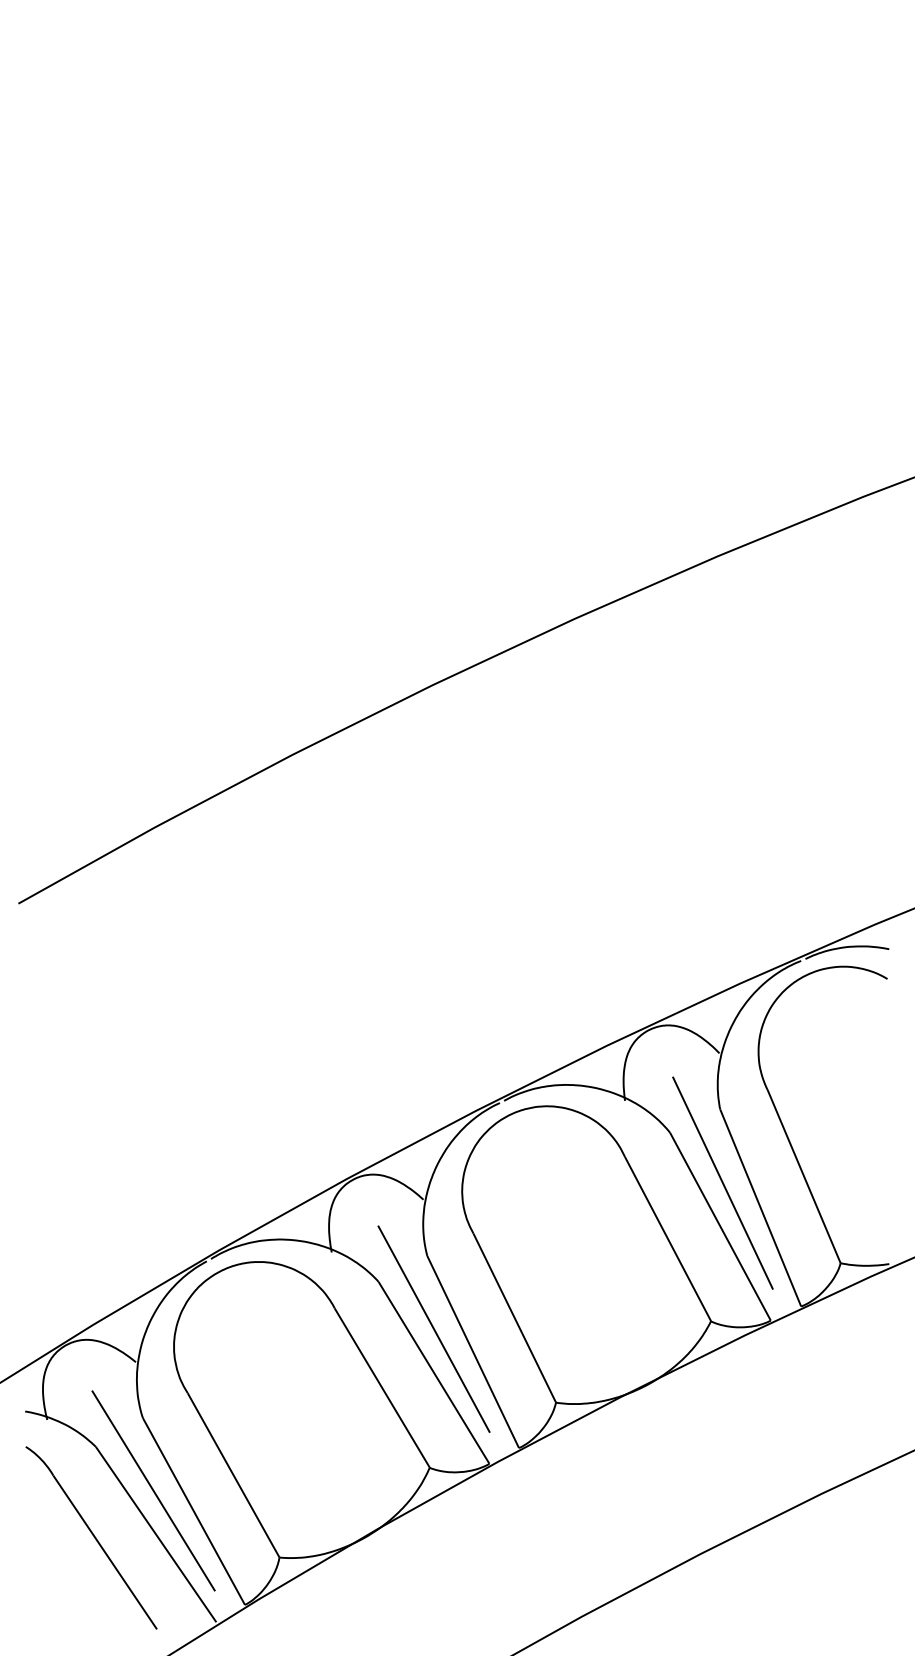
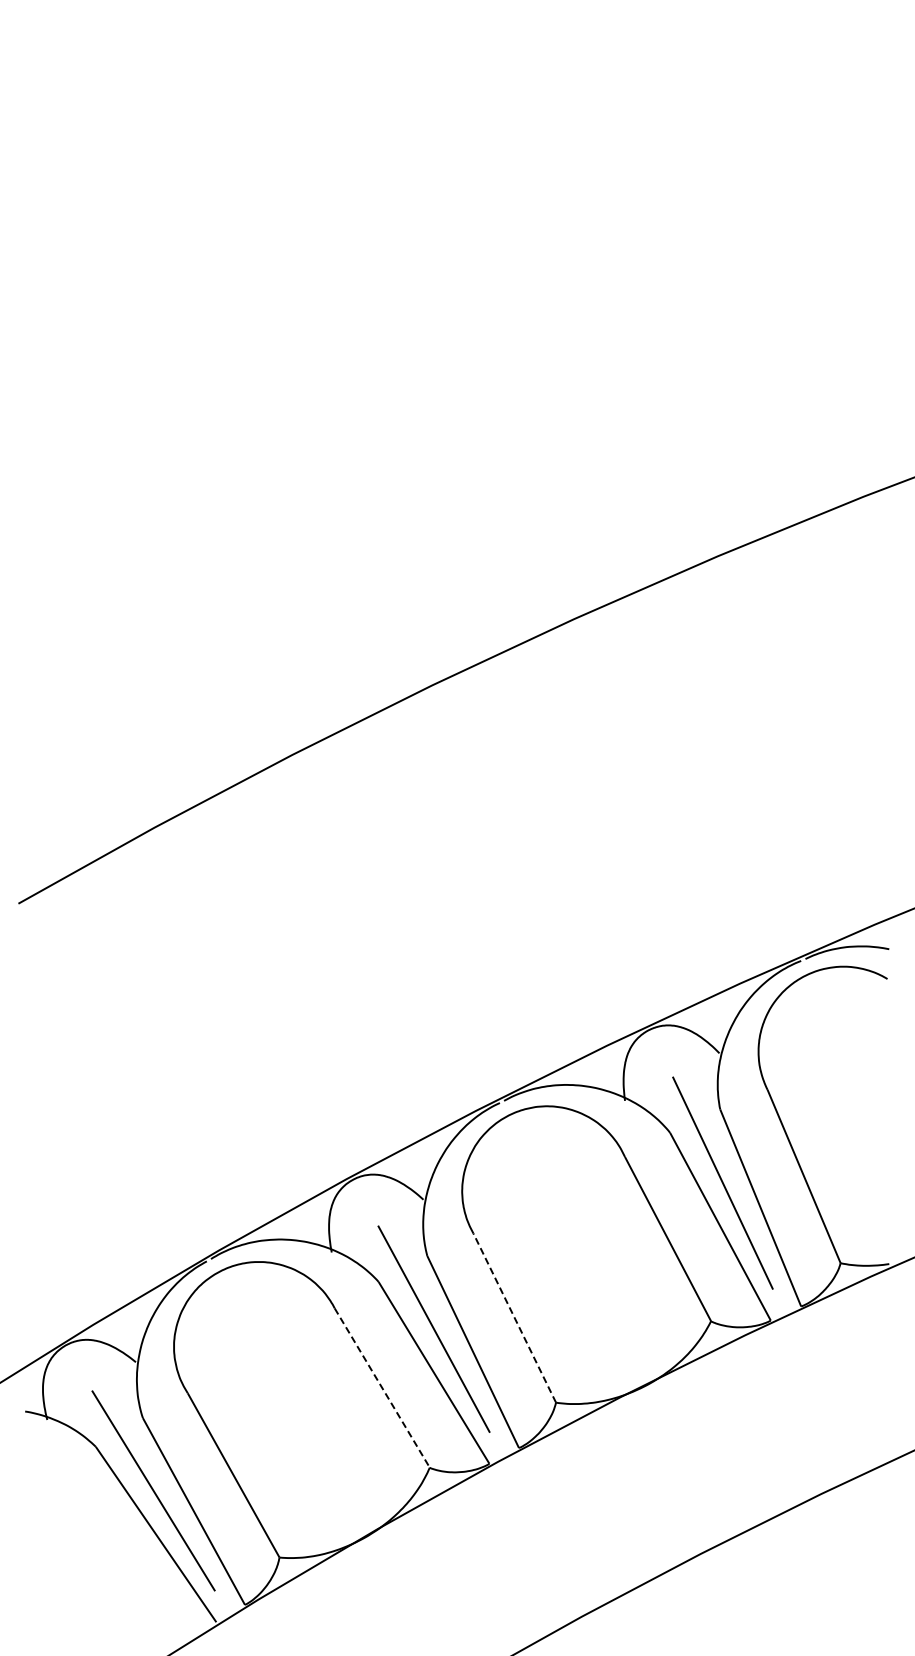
line: solid -> dashed (514, 1317)
line: solid -> dashed (382, 1388)
part: present -> none (91, 1537)
